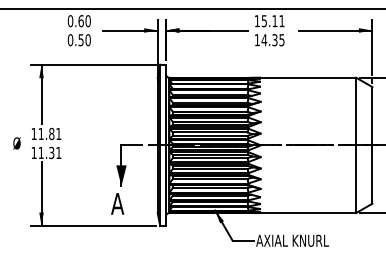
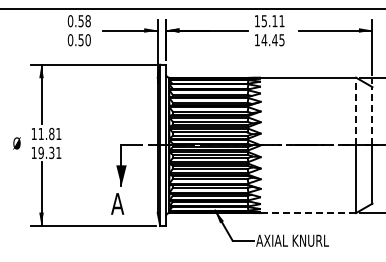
text: 0.60 -> 0.58 (84, 21)
text: 14.35 -> 14.45 (274, 40)
line: solid -> dashed (356, 111)
line: solid -> dashed (372, 115)
text: 11.31 -> 19.31 (40, 152)
line: solid -> dashed (308, 213)
